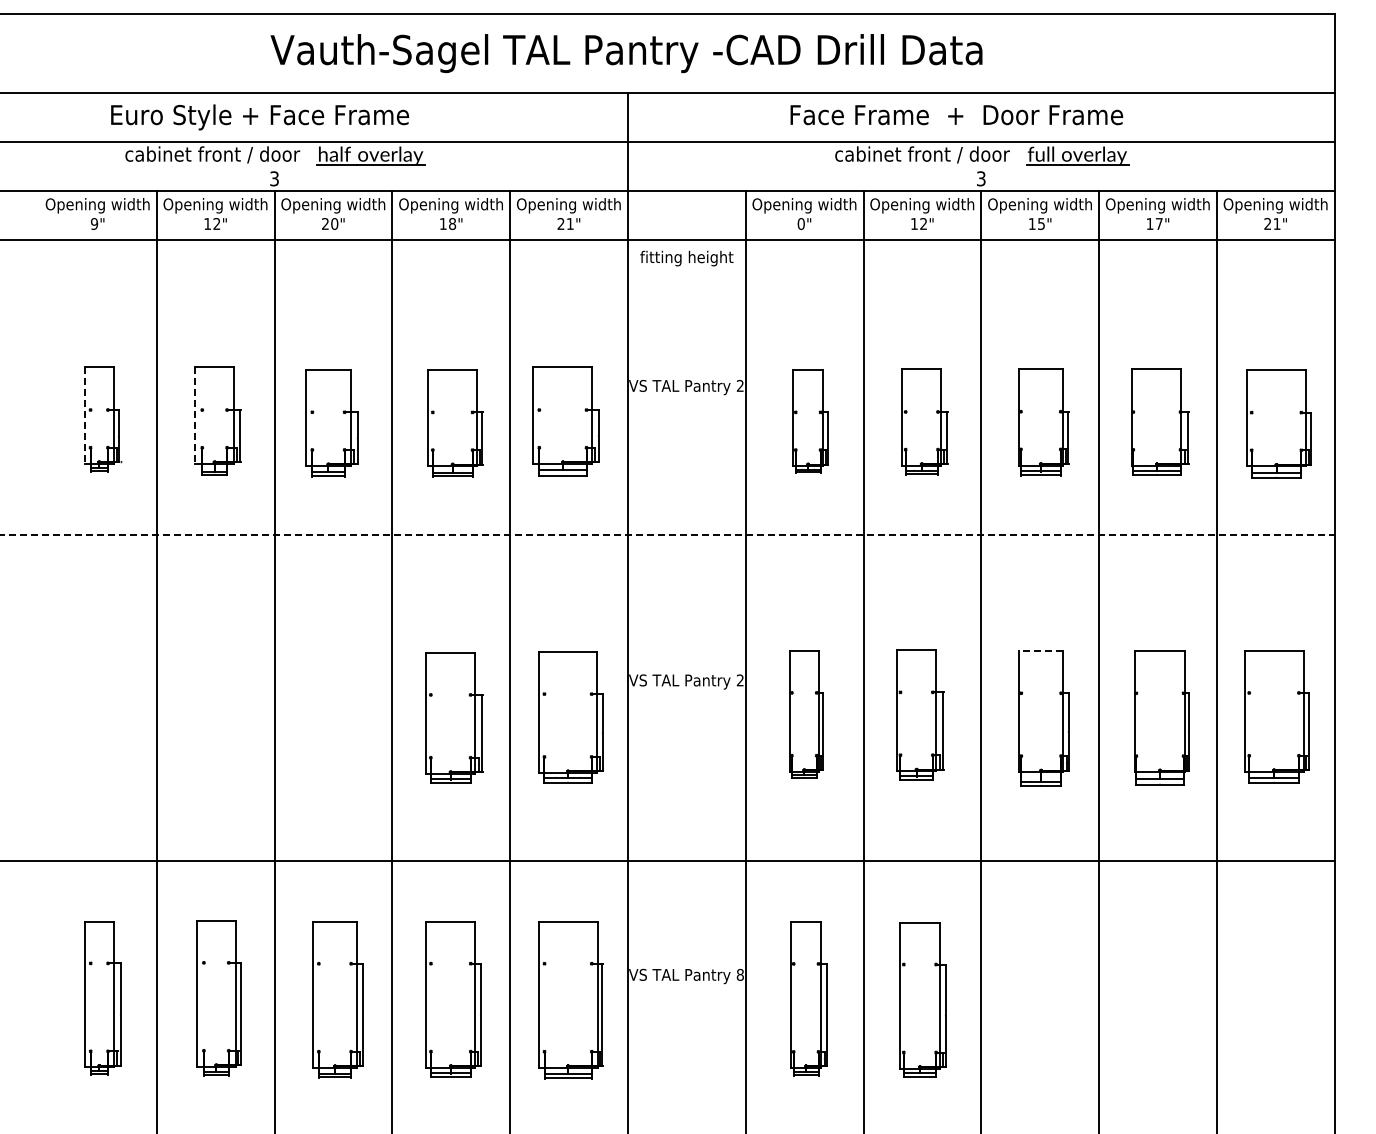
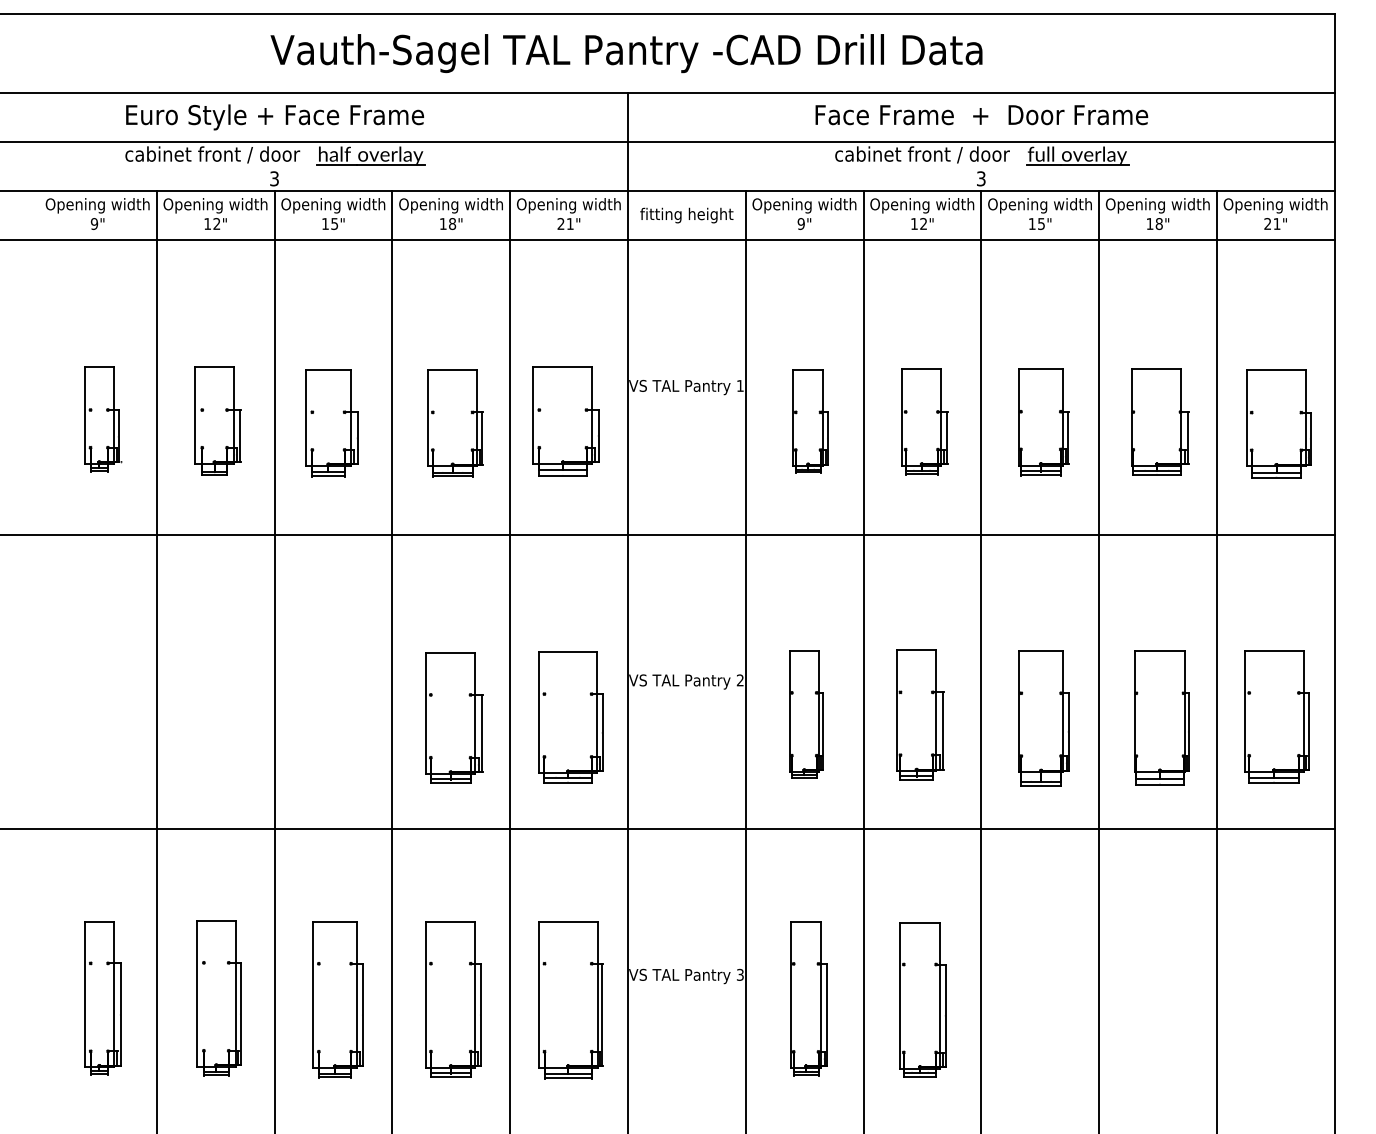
text position: (956, 115) -> (981, 115) (981, 115)
text position: (260, 117) -> (275, 117) (275, 117)
text: 20" -> 15" (330, 223)
text: 0" -> 9" (800, 223)
text: 17" -> 18" (1158, 224)
text position: (686, 258) -> (686, 215) (686, 215)
text: 2 -> 1 (739, 385)
line: dashed -> solid (84, 416)
line: dashed -> solid (195, 416)
line: dashed -> solid (667, 534)
line: dashed -> solid (1040, 651)
line position: (668, 861) -> (668, 829) (668, 829)
text: 8 -> 3 (739, 974)
